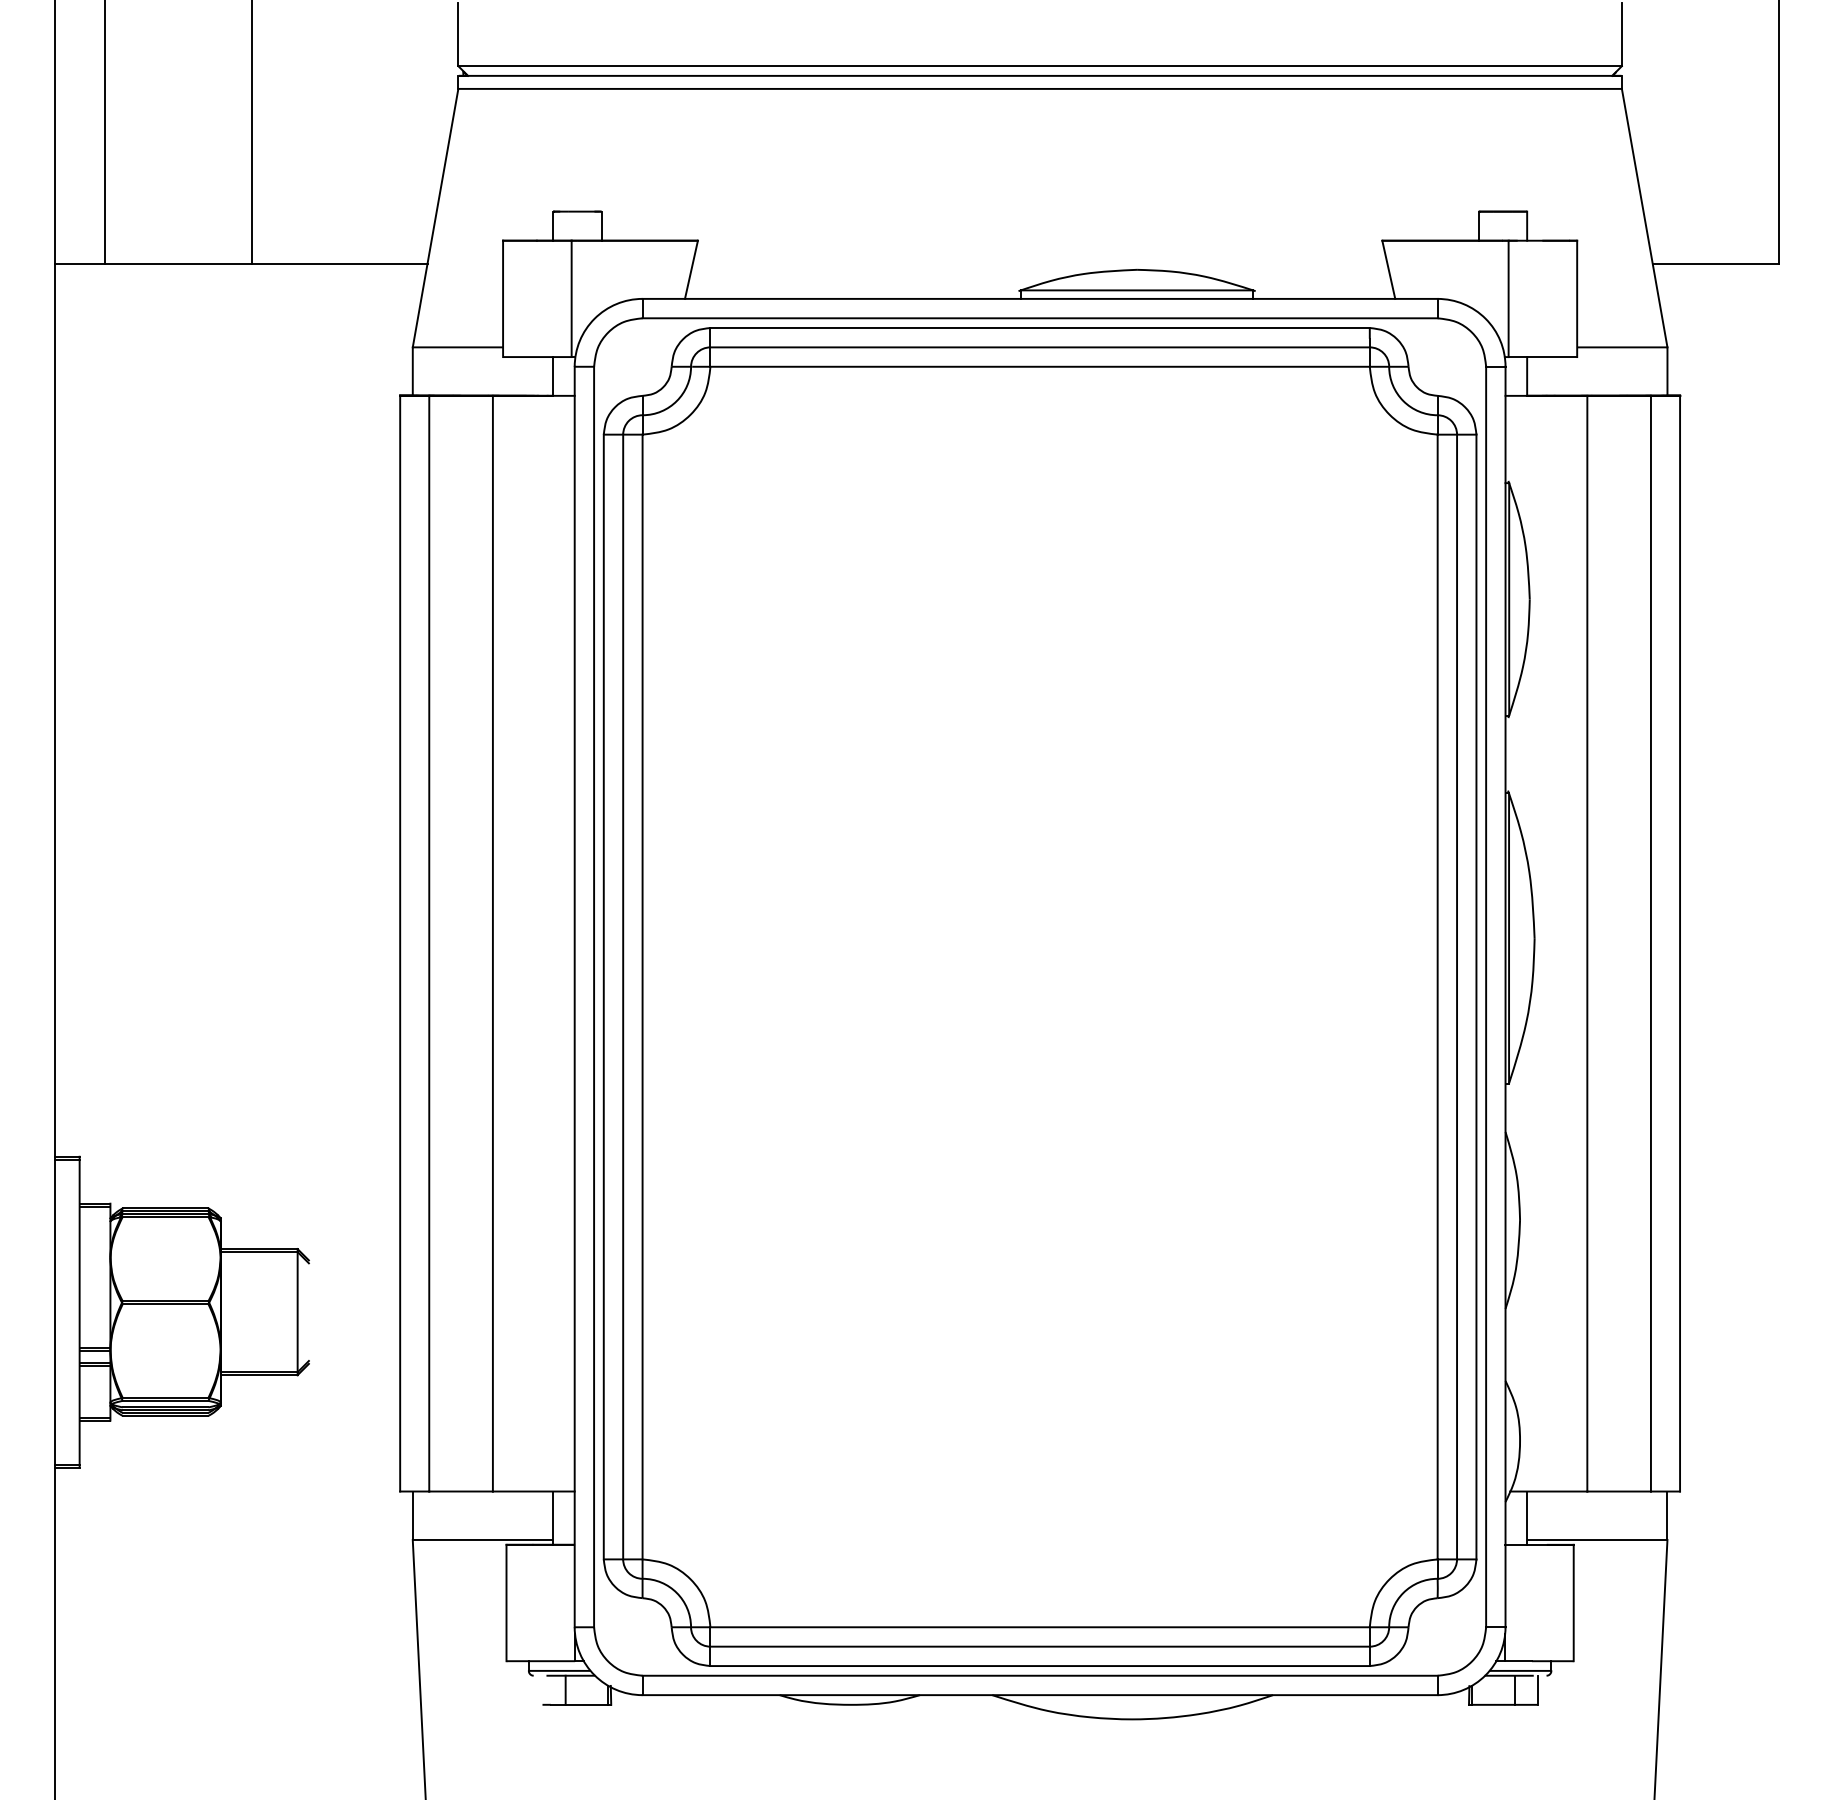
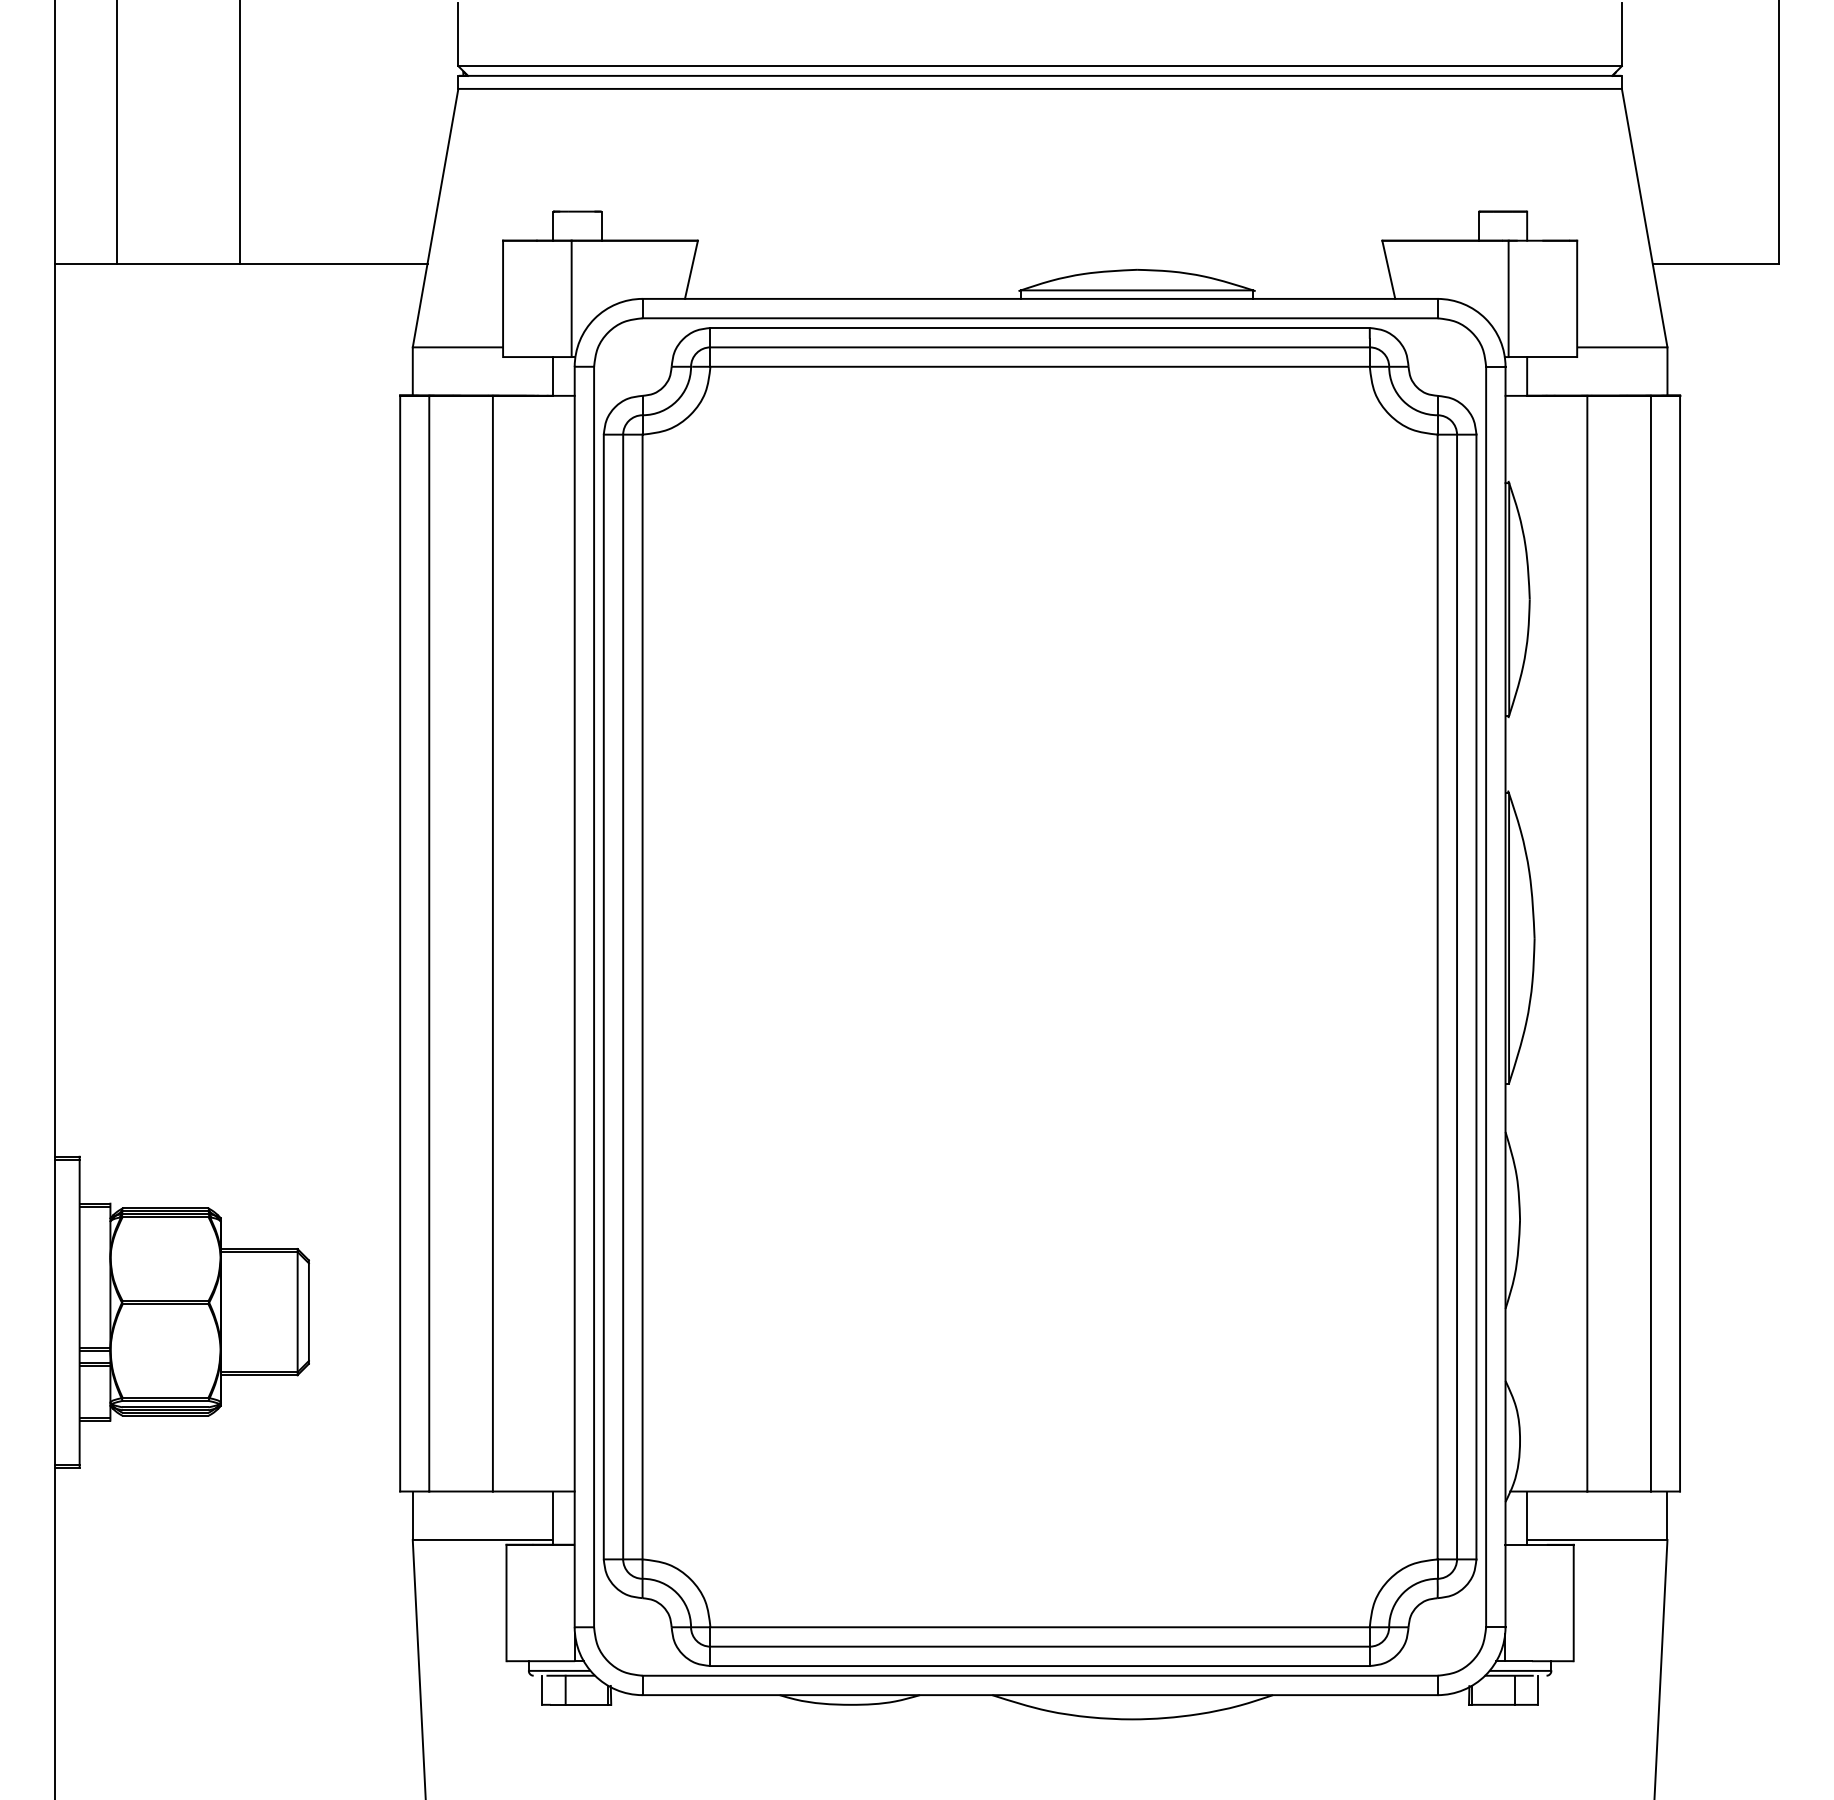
line position: (104, 132) -> (116, 132) (116, 132)
line position: (251, 132) -> (239, 132) (239, 132)
line: none -> present (308, 1311)
line: none -> present (542, 1689)
